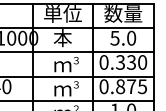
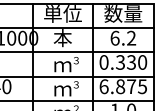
text: 5.0 -> 6.2 (123, 37)
text: 0.875 -> 6.875 (103, 86)
